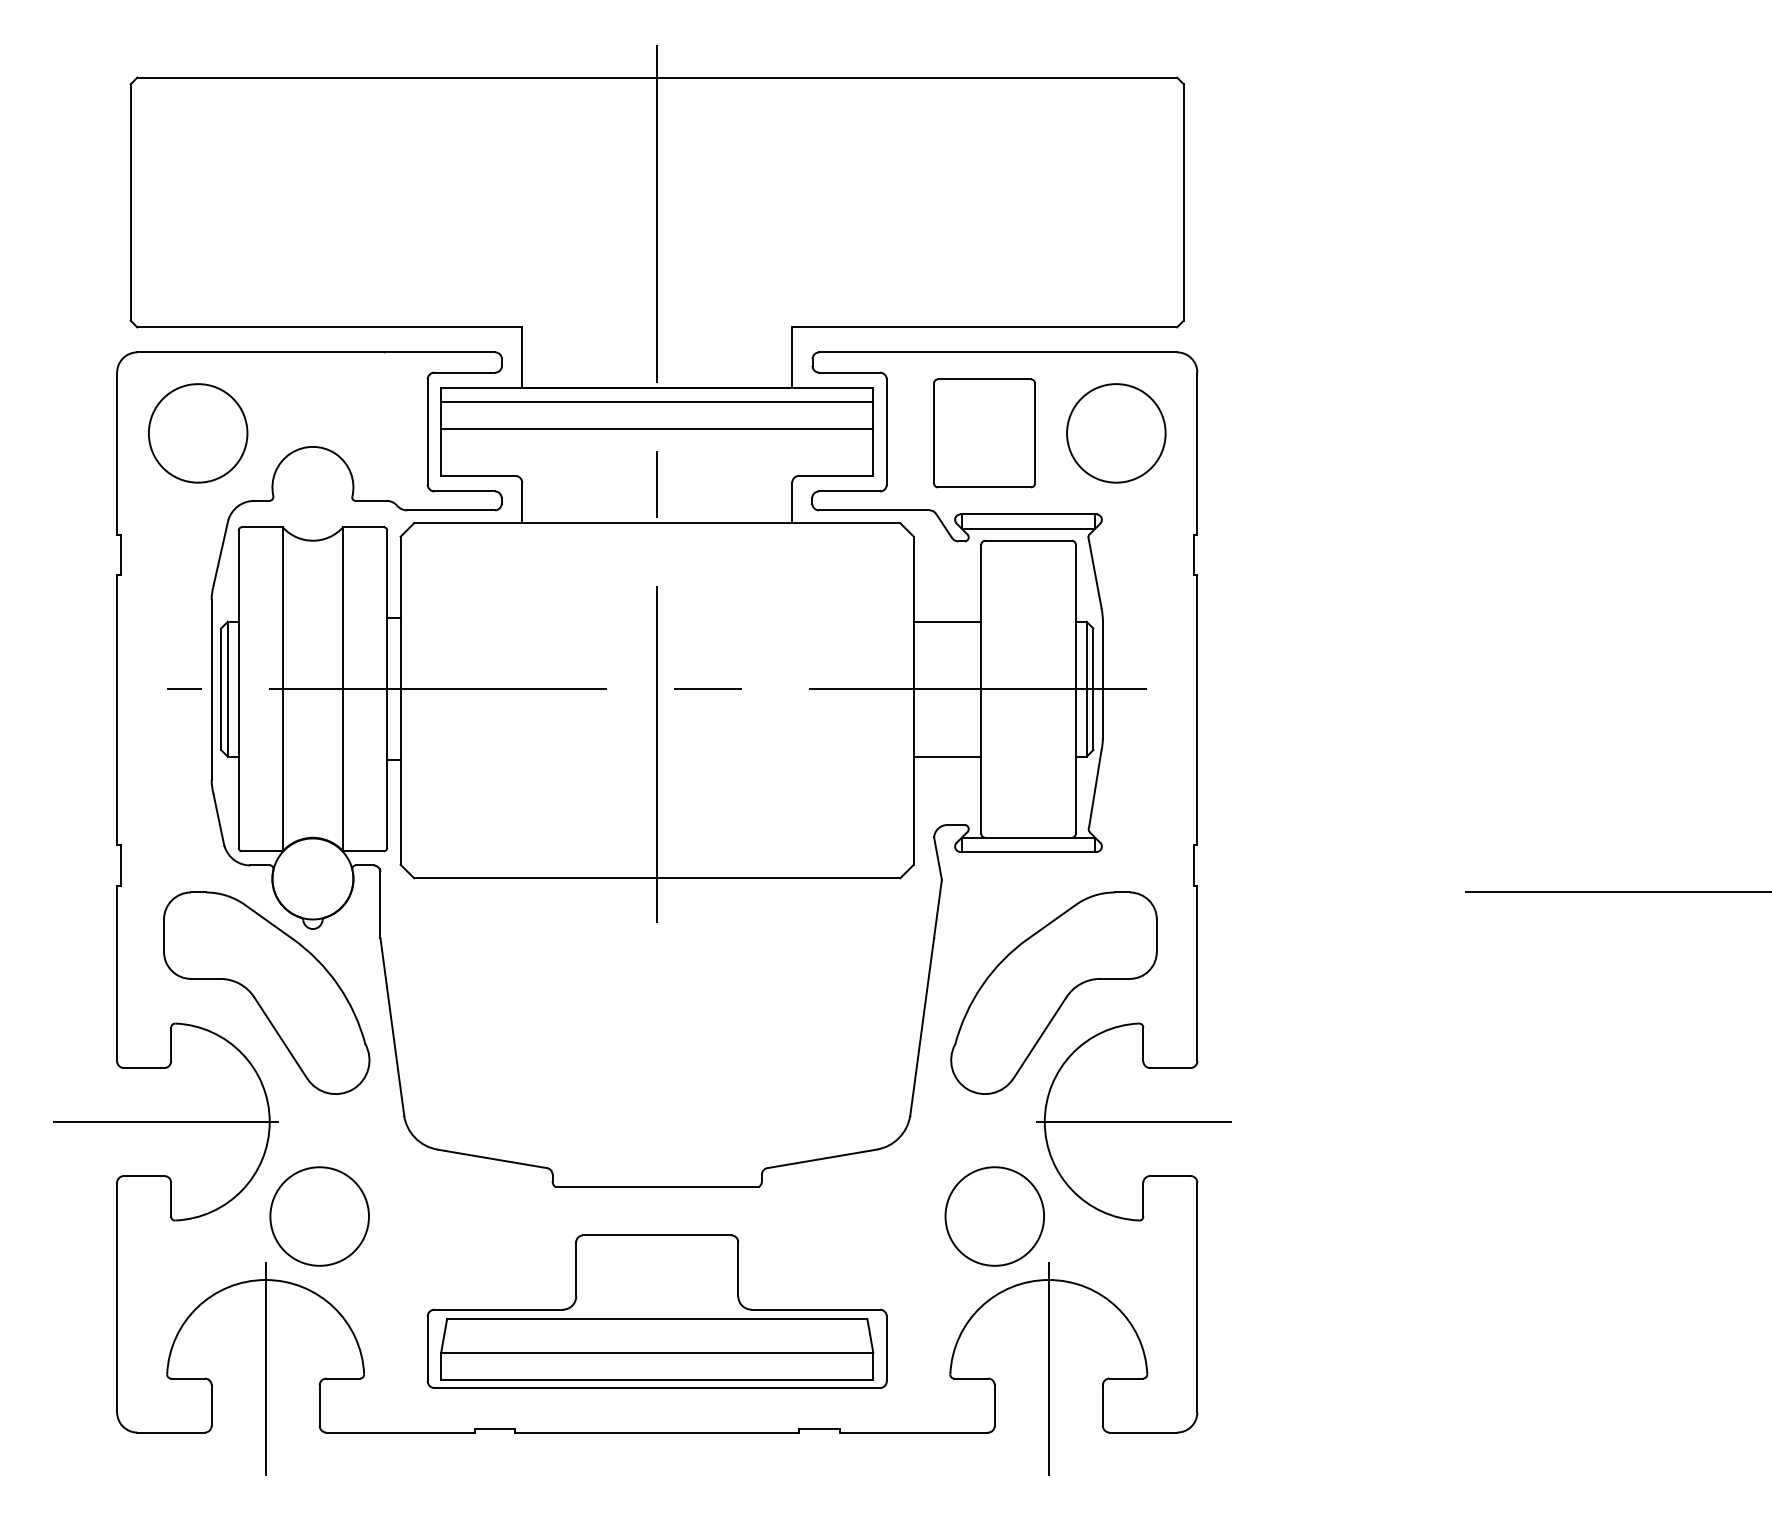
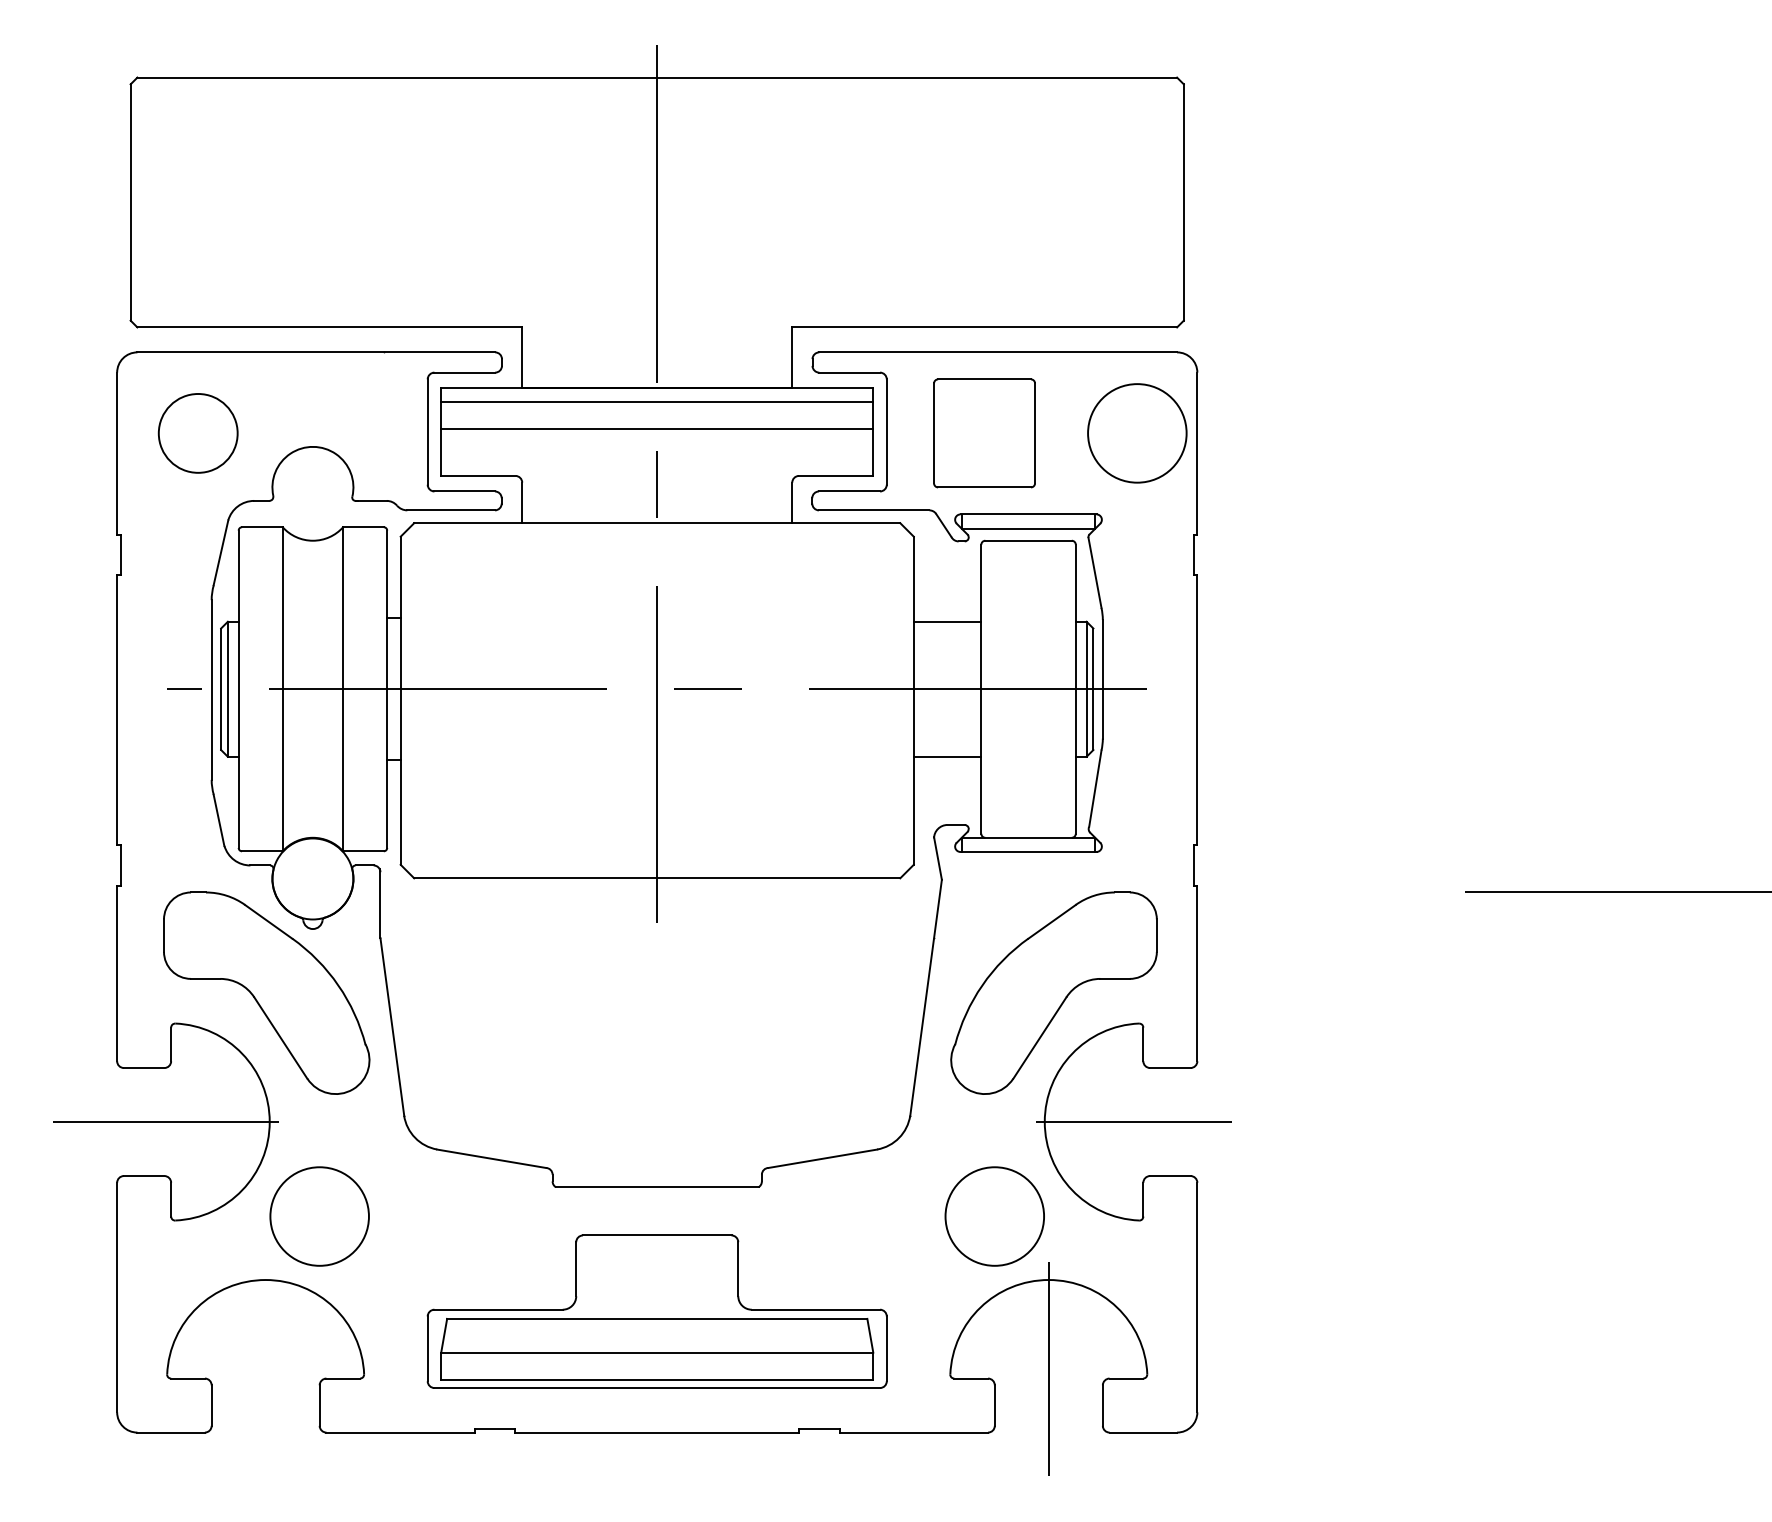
circle size: 101x101 px -> 82x81 px (197, 433)
circle position: (1116, 433) -> (1137, 433) (1137, 433)
line: present -> none (265, 1369)
